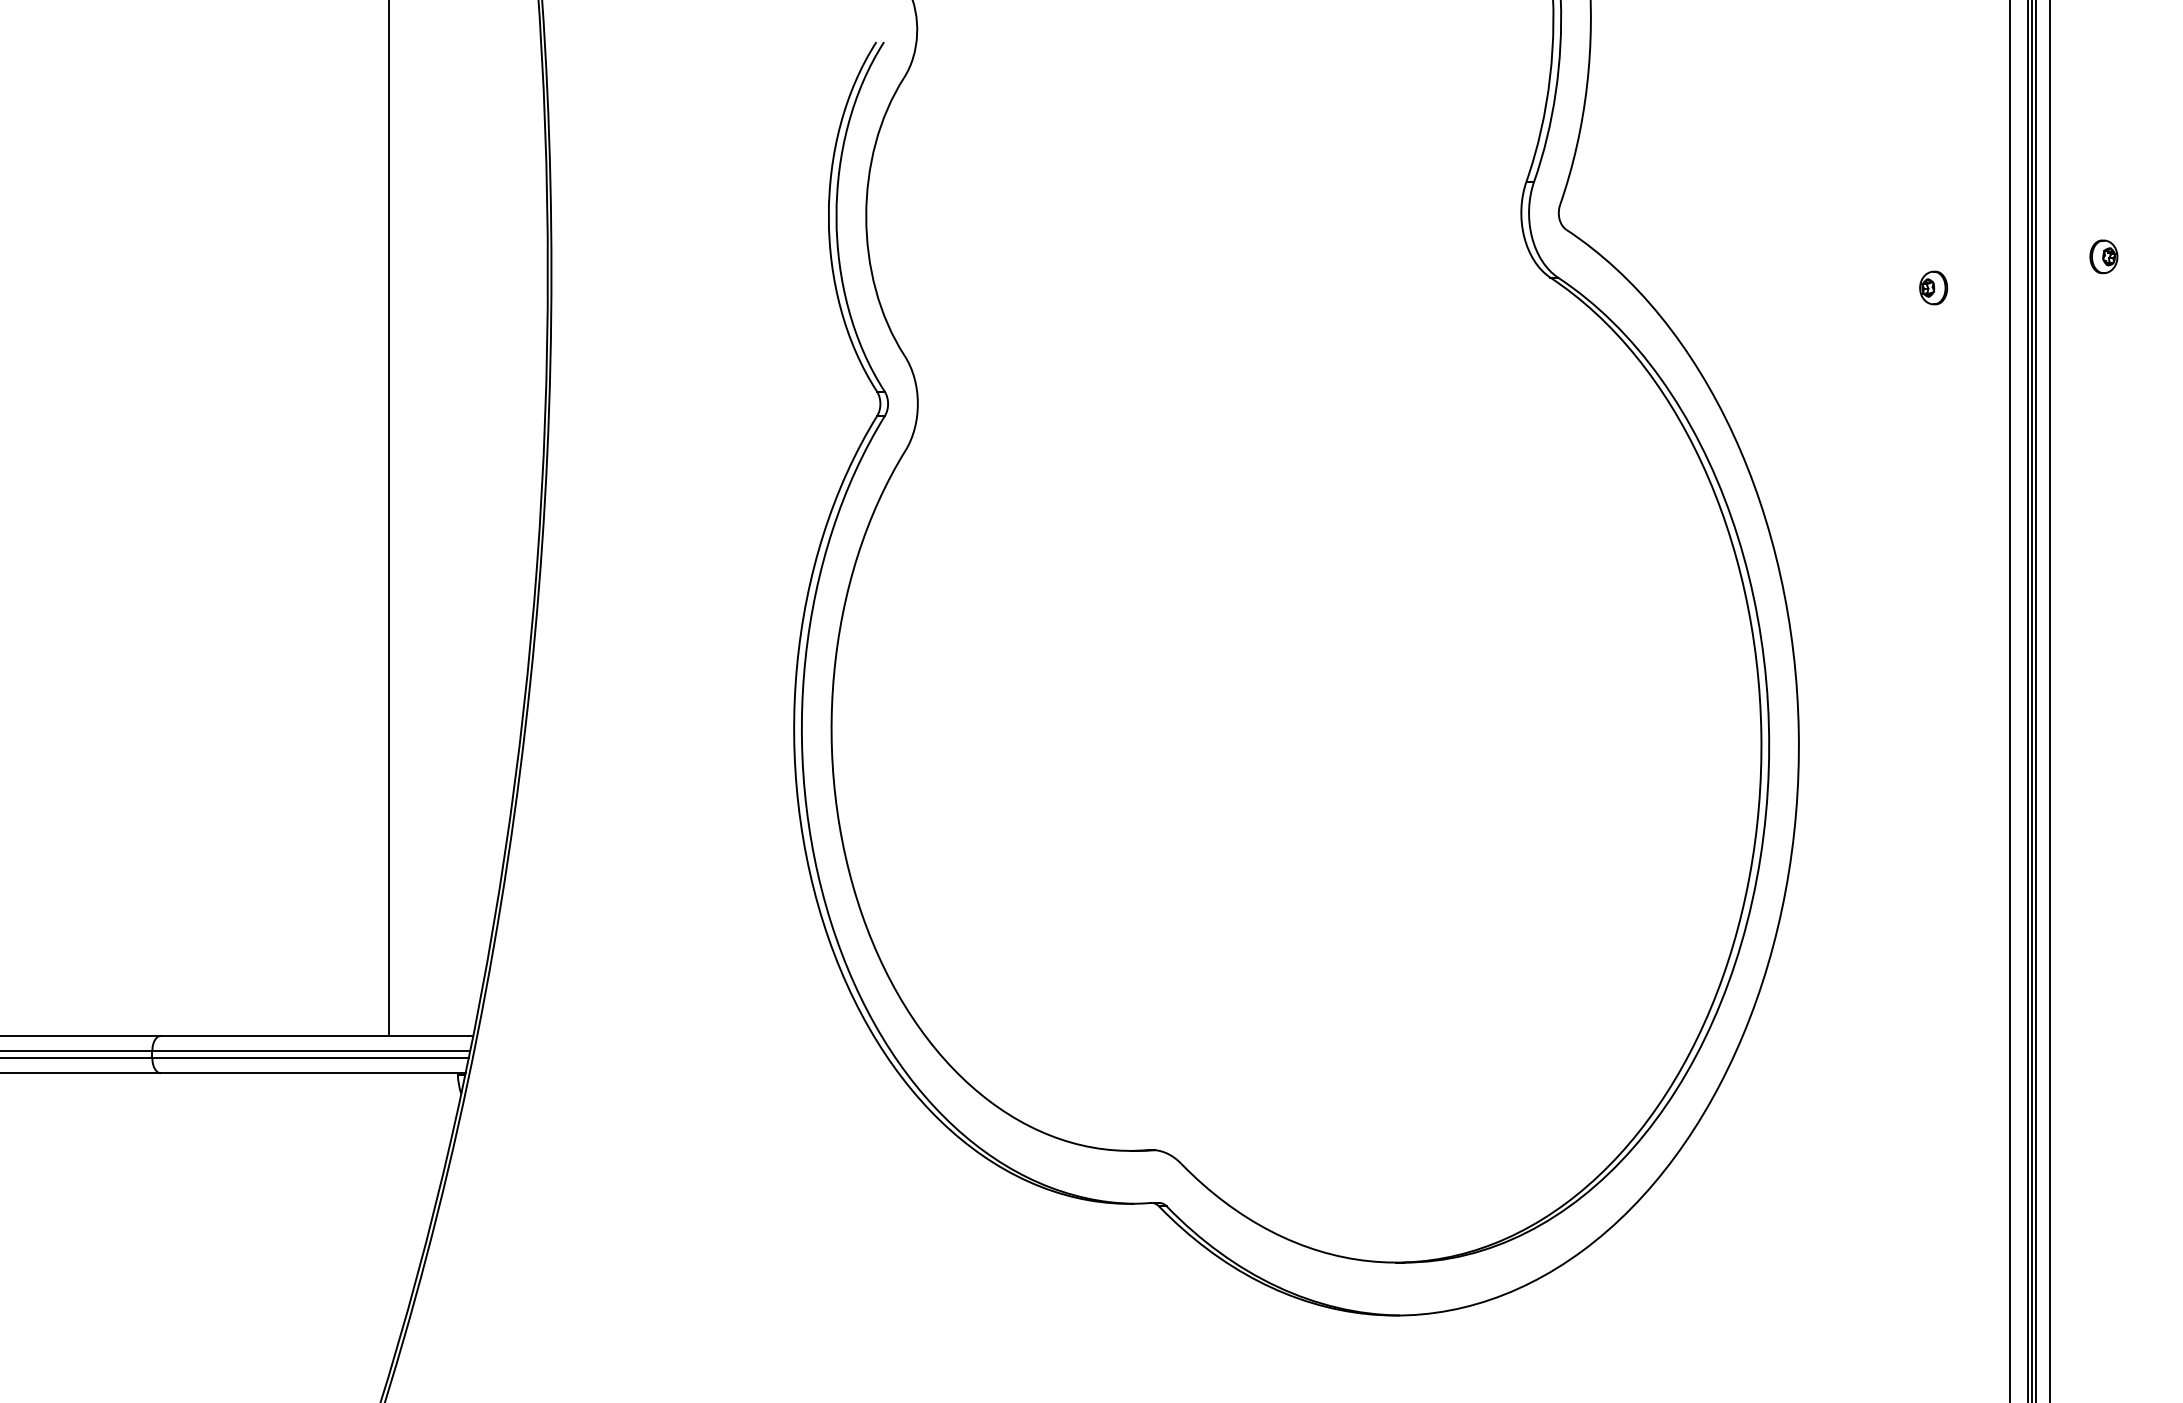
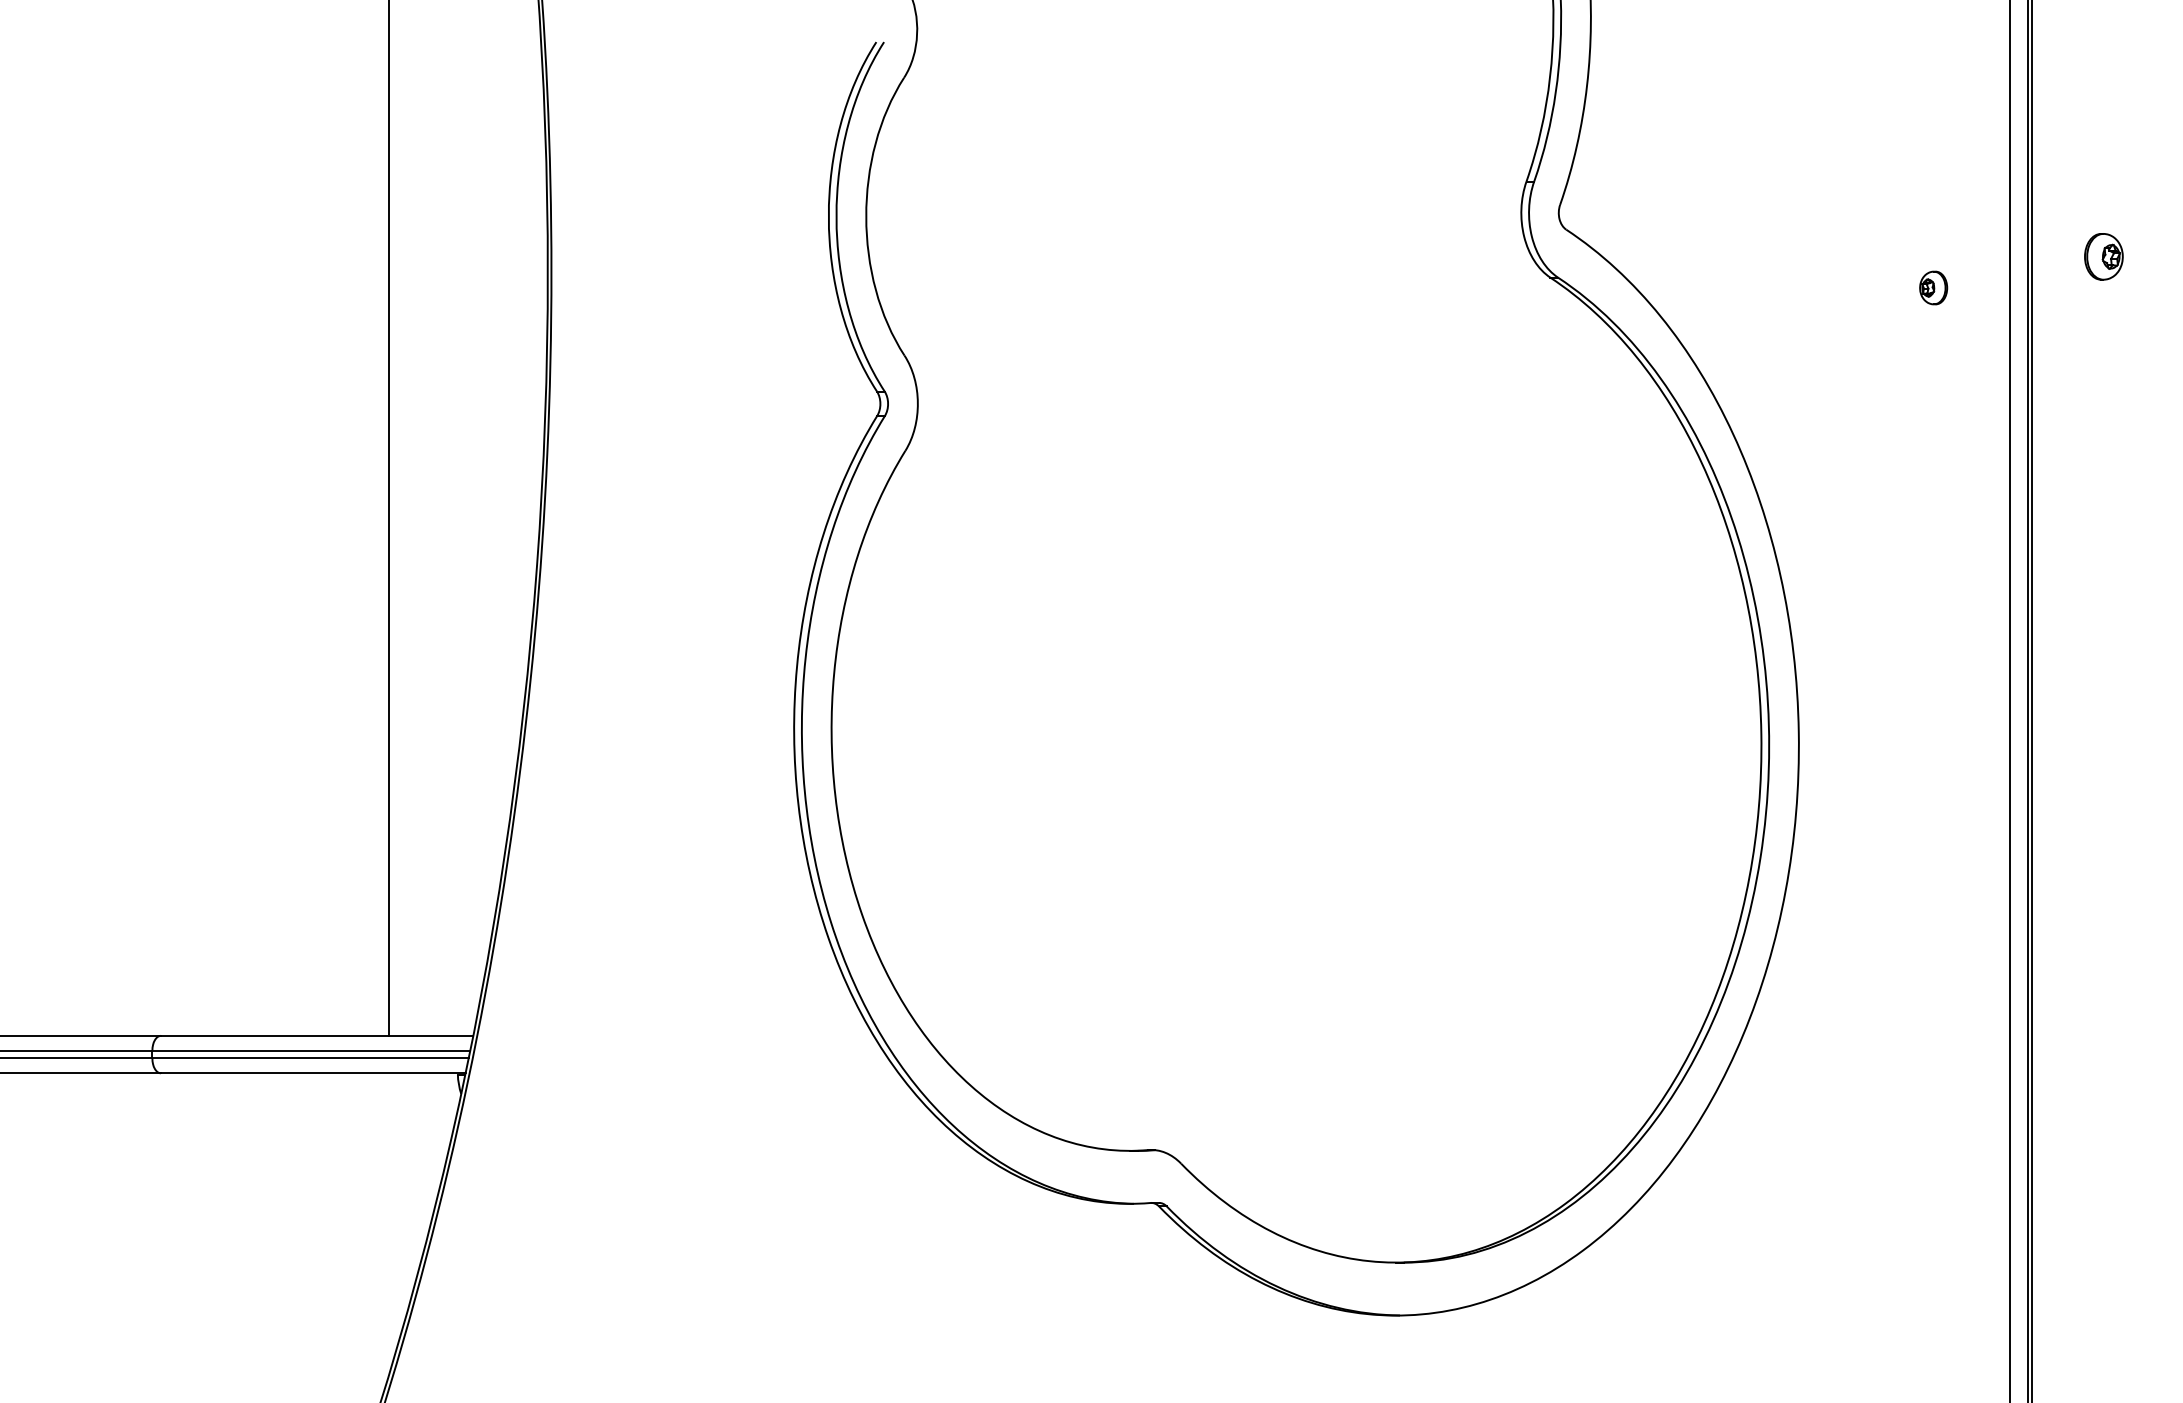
part size: 30x36 px -> 40x48 px (2103, 256)
line: present -> none (2035, 700)
line: present -> none (2049, 700)
